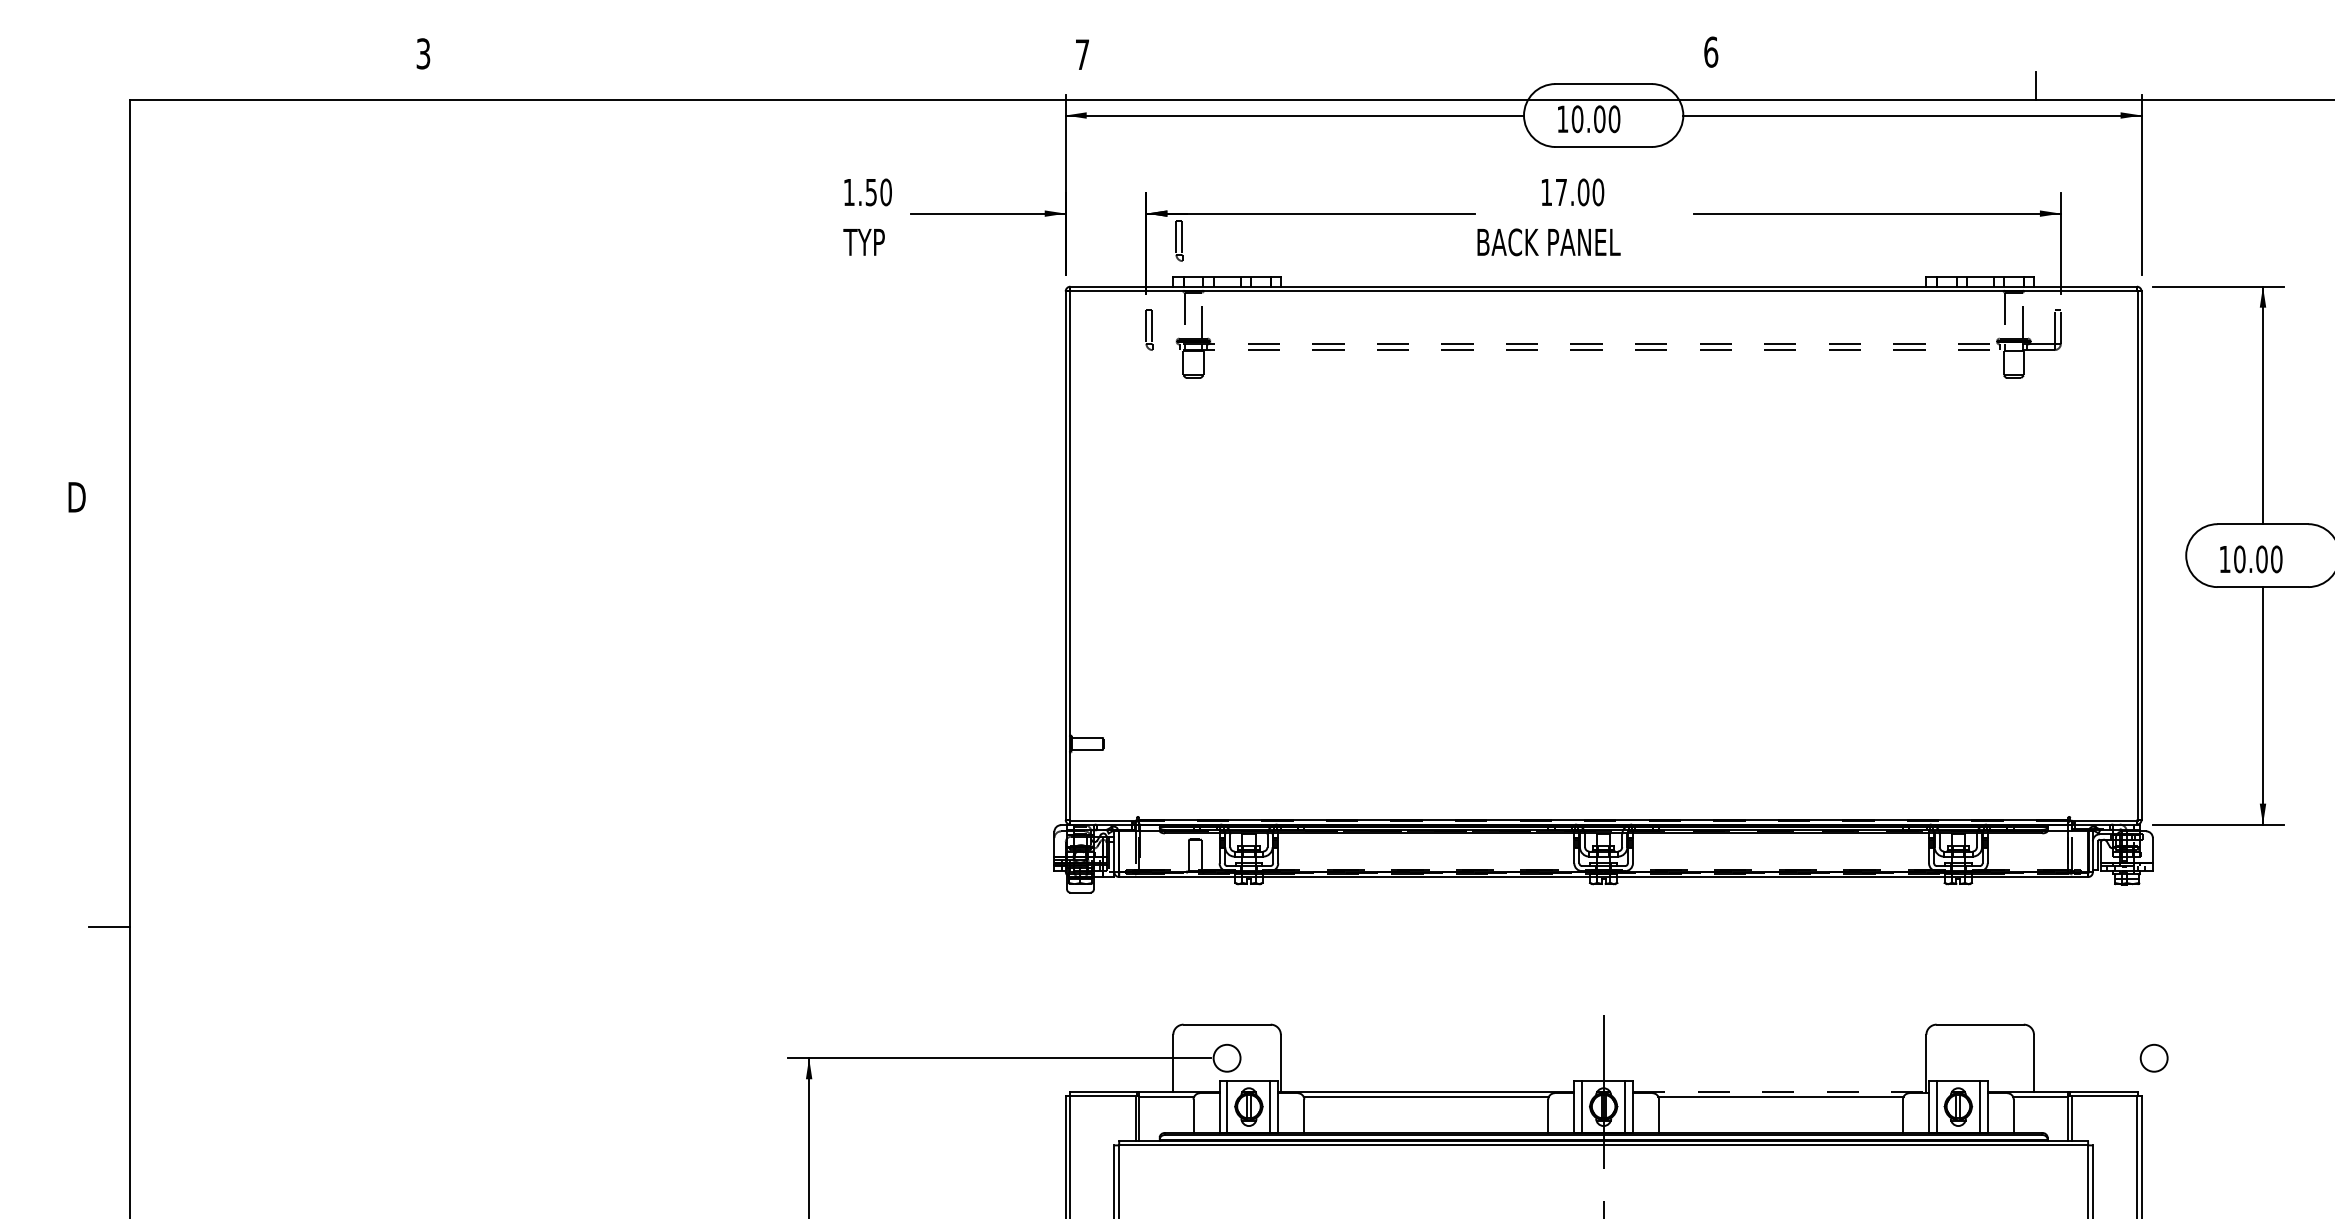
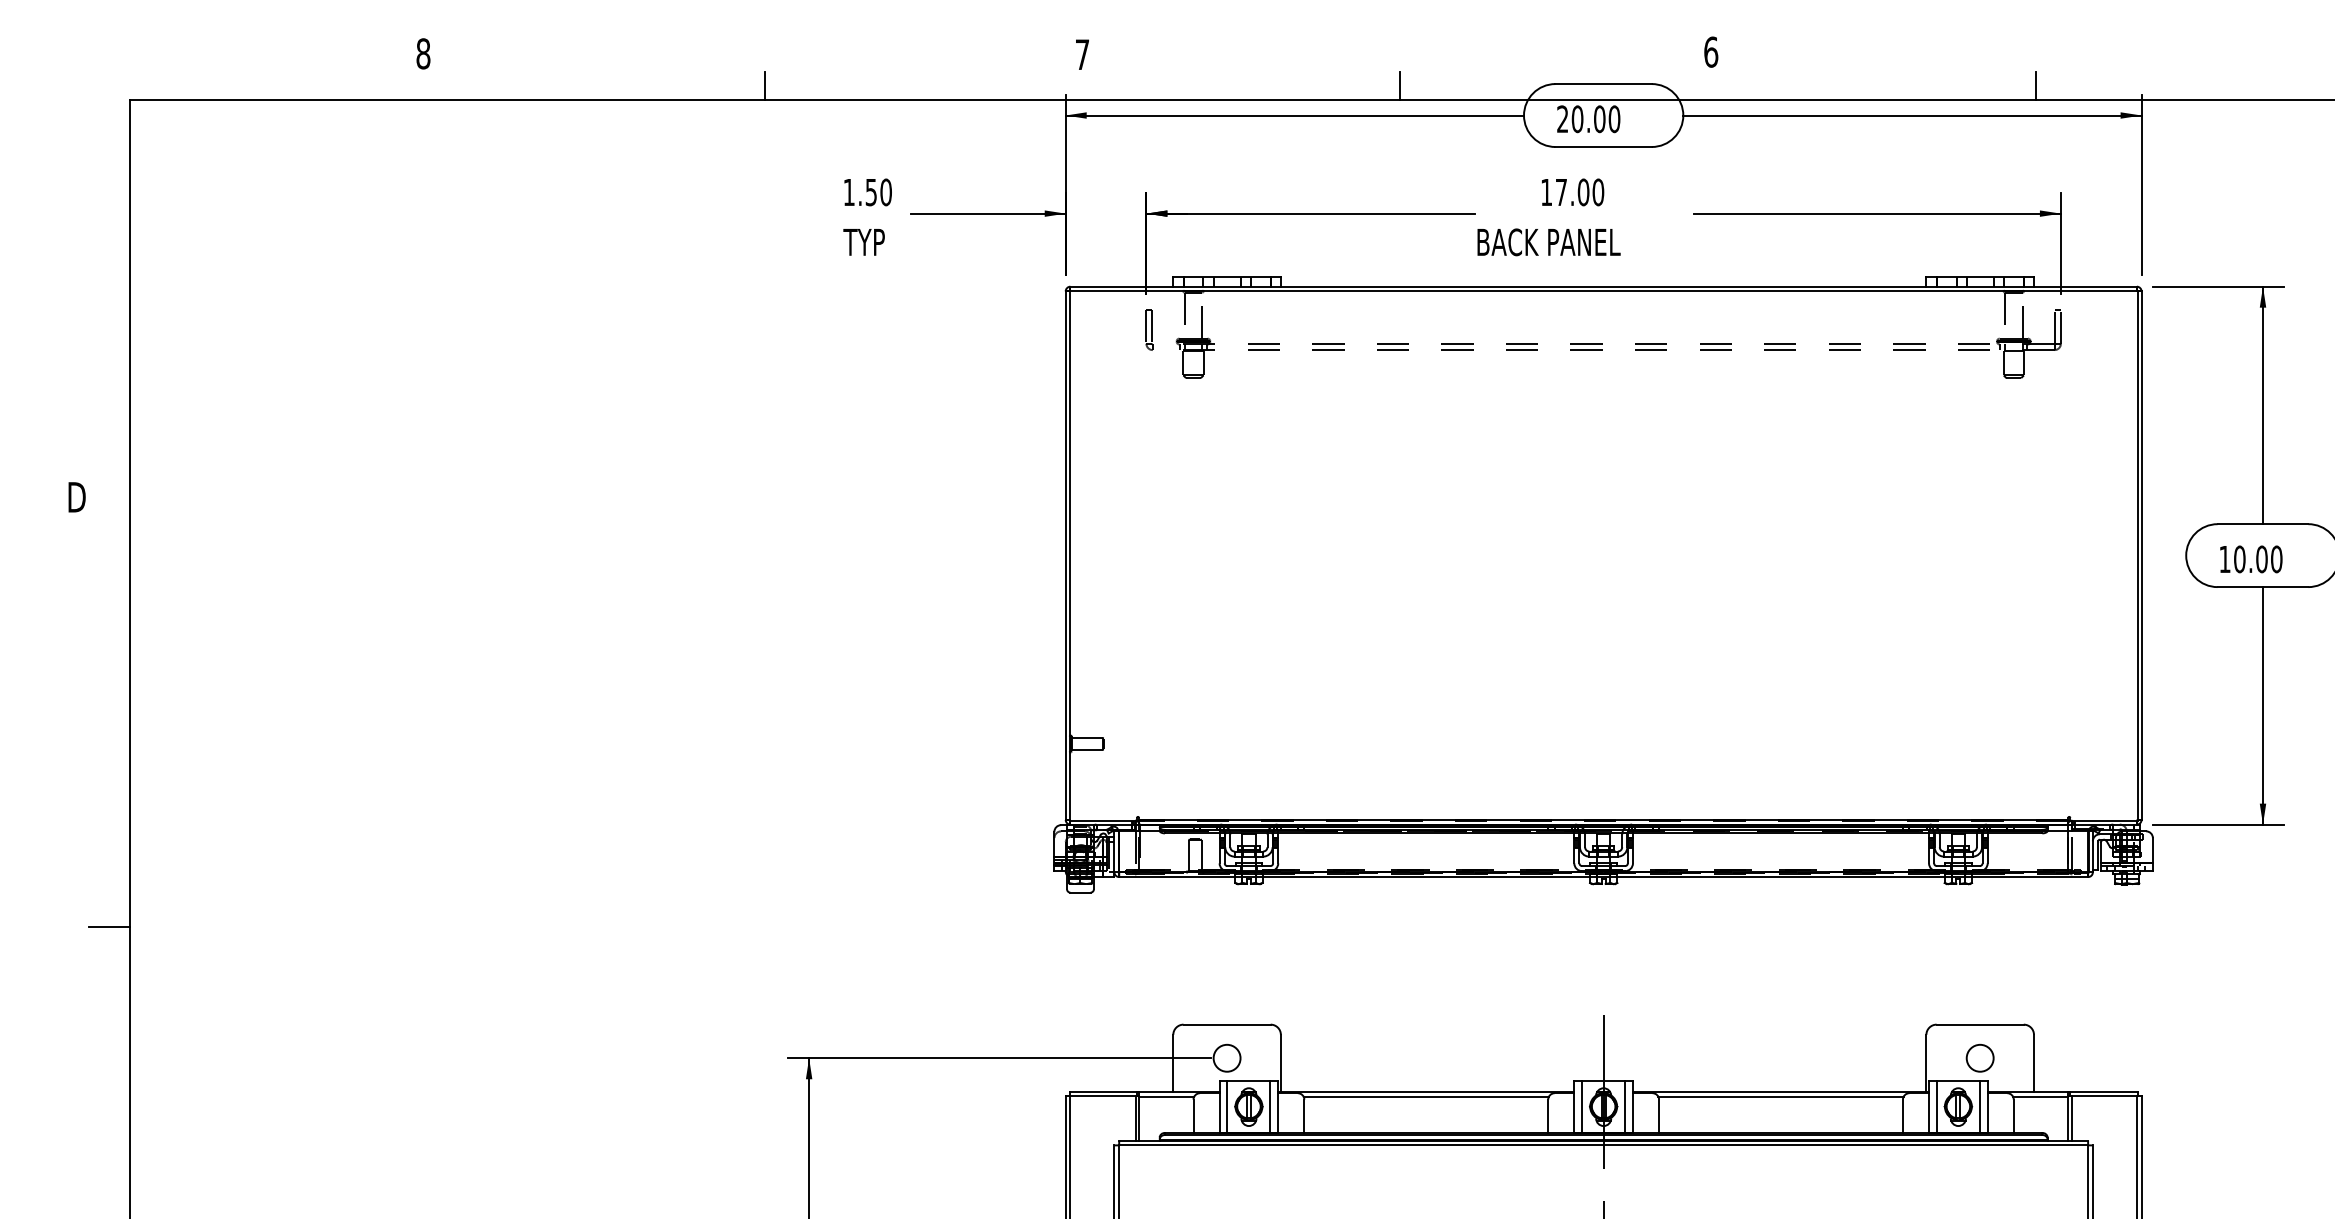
text: 3 -> 8 (423, 53)
line: none -> present (765, 85)
line: none -> present (1400, 85)
text: 10.00 -> 20.00 (1562, 118)
part: present -> none (1179, 240)
circle position: (2153, 1057) -> (1979, 1057) (1979, 1057)
line: dashed -> solid (1781, 1091)
